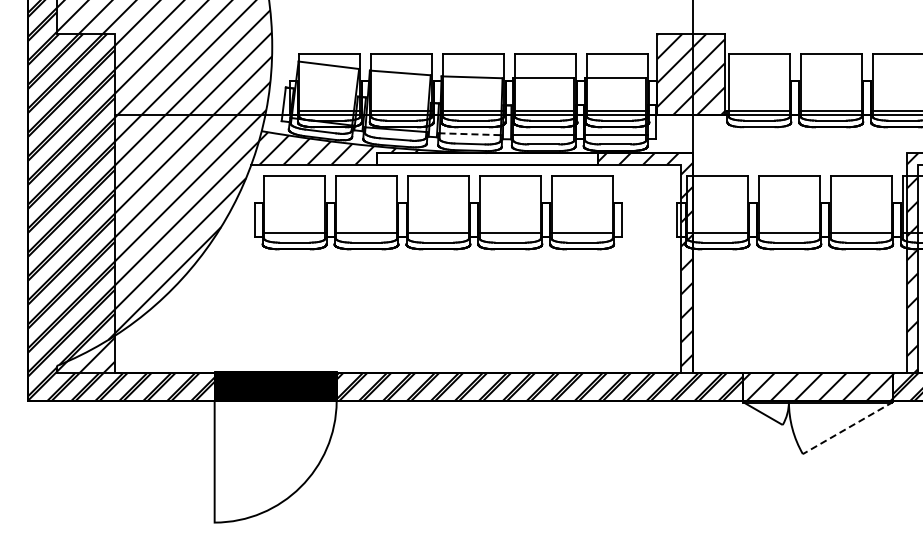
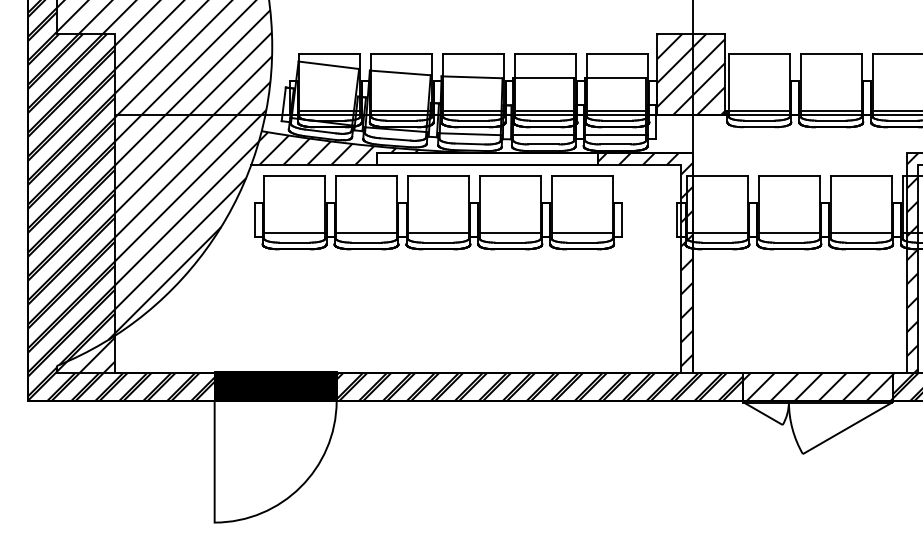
line: dashed -> solid (470, 134)
line: dashed -> solid (847, 428)
